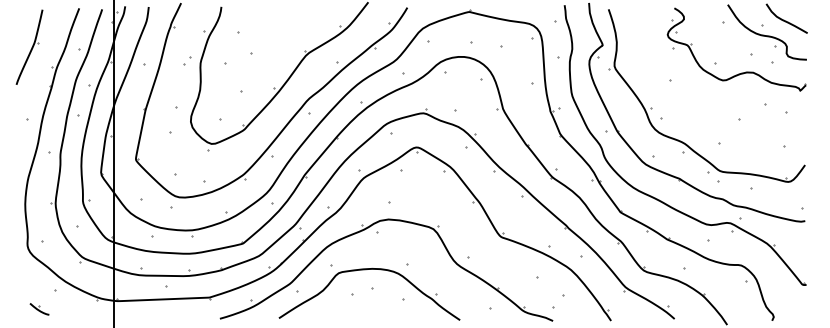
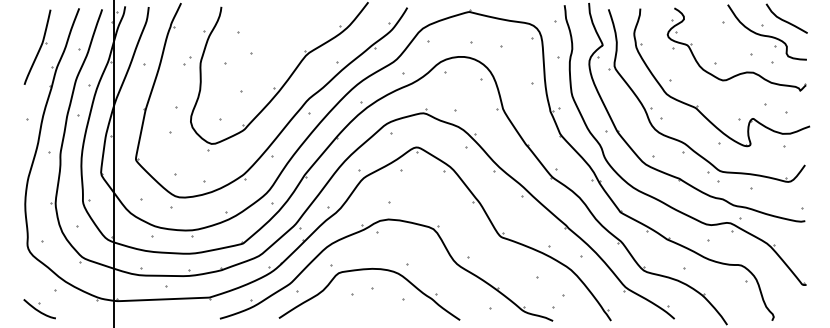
part position: (29, 46) -> (37, 46) (37, 46)
part: none -> present (697, 105)
part size: 21x13 px -> 33x21 px (39, 309)
